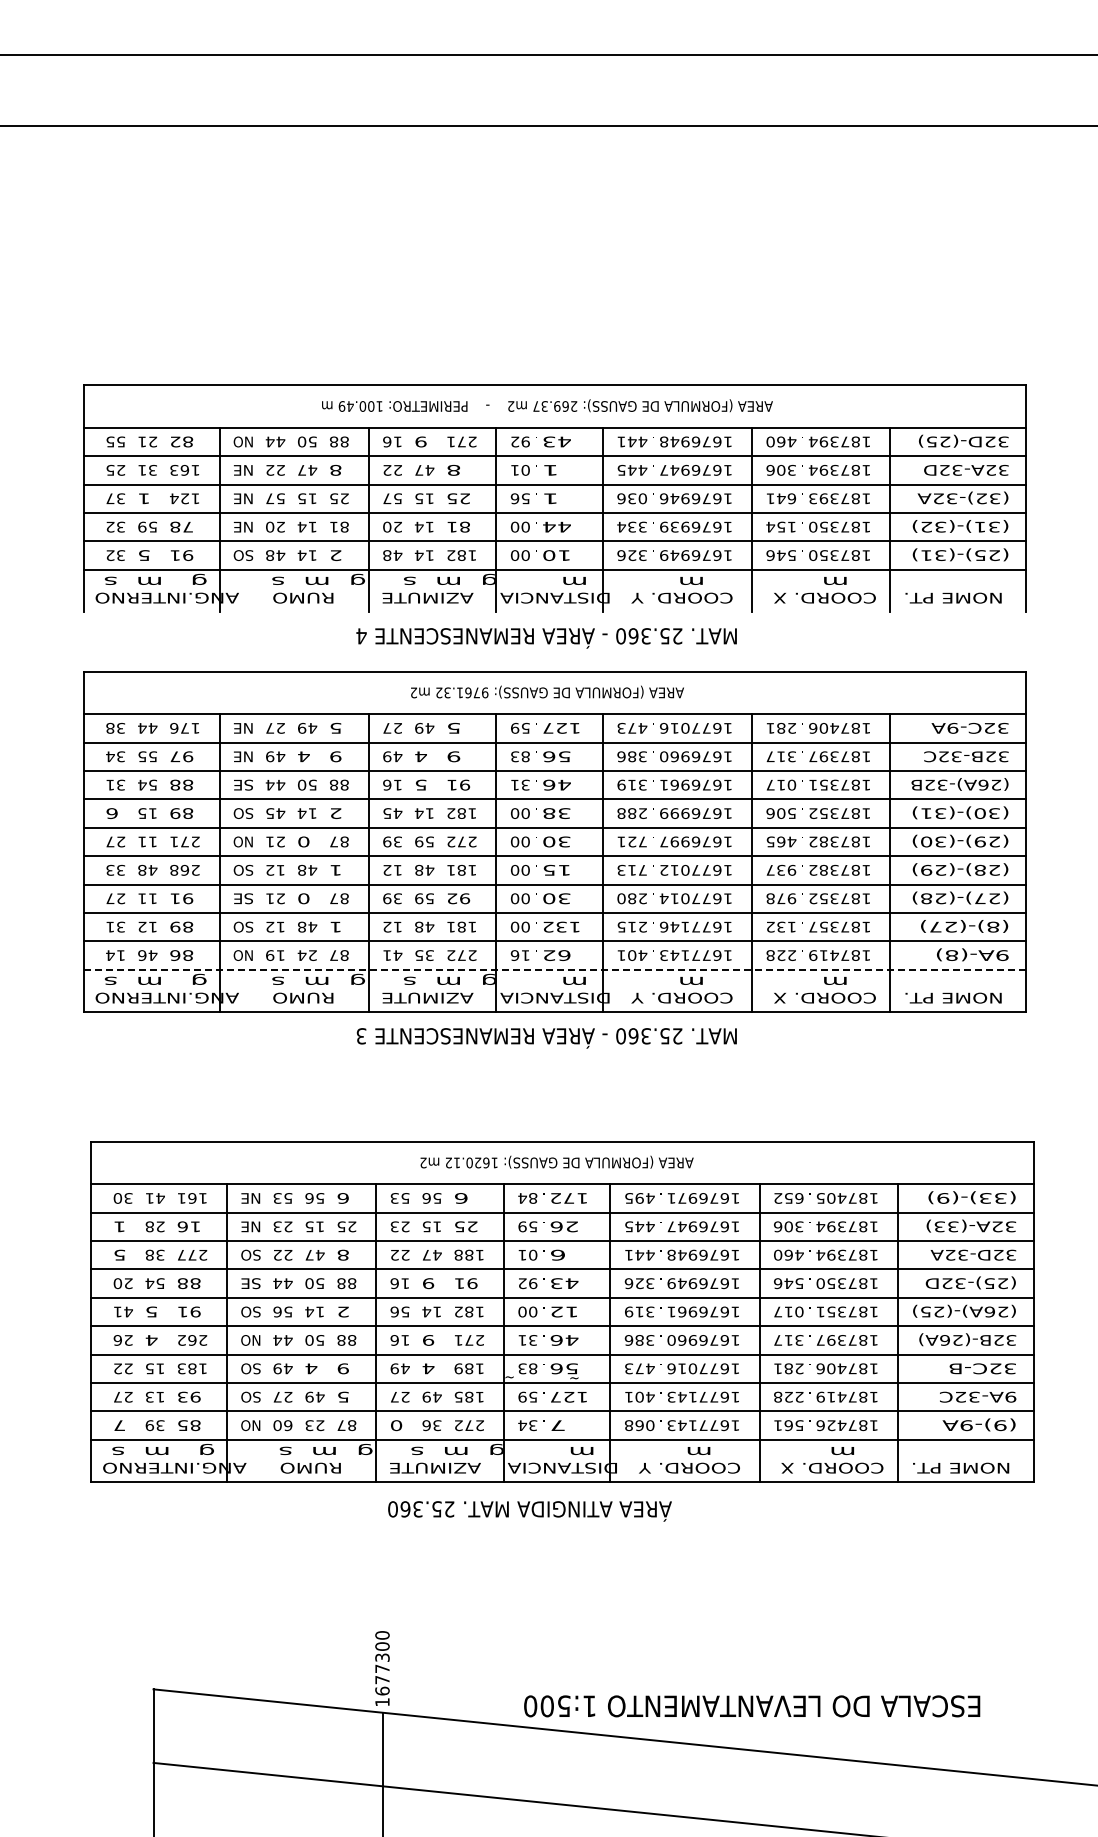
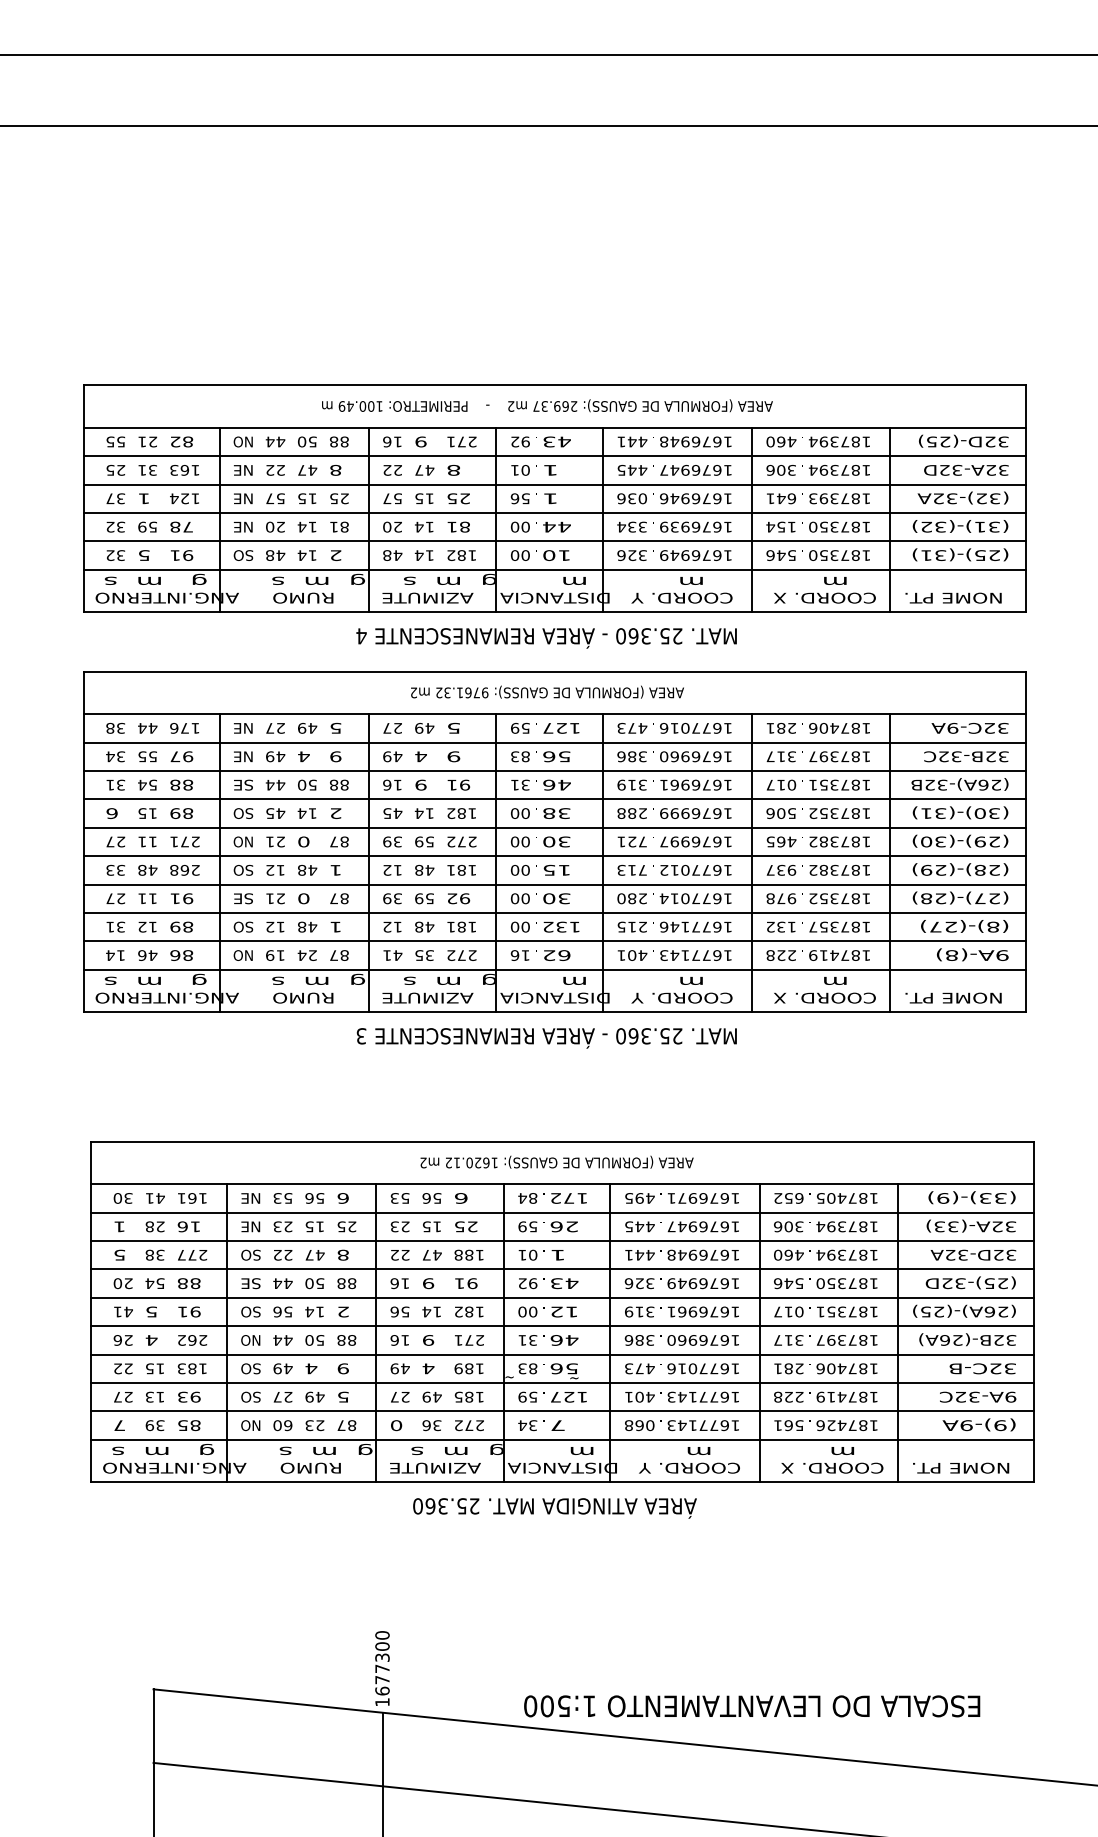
line: none -> present (554, 612)
text: 5 -> 9 (420, 785)
line: dashed -> solid (554, 969)
text: 6 -> 1 (557, 1254)
text position: (529, 1511) -> (554, 1508) (554, 1508)
